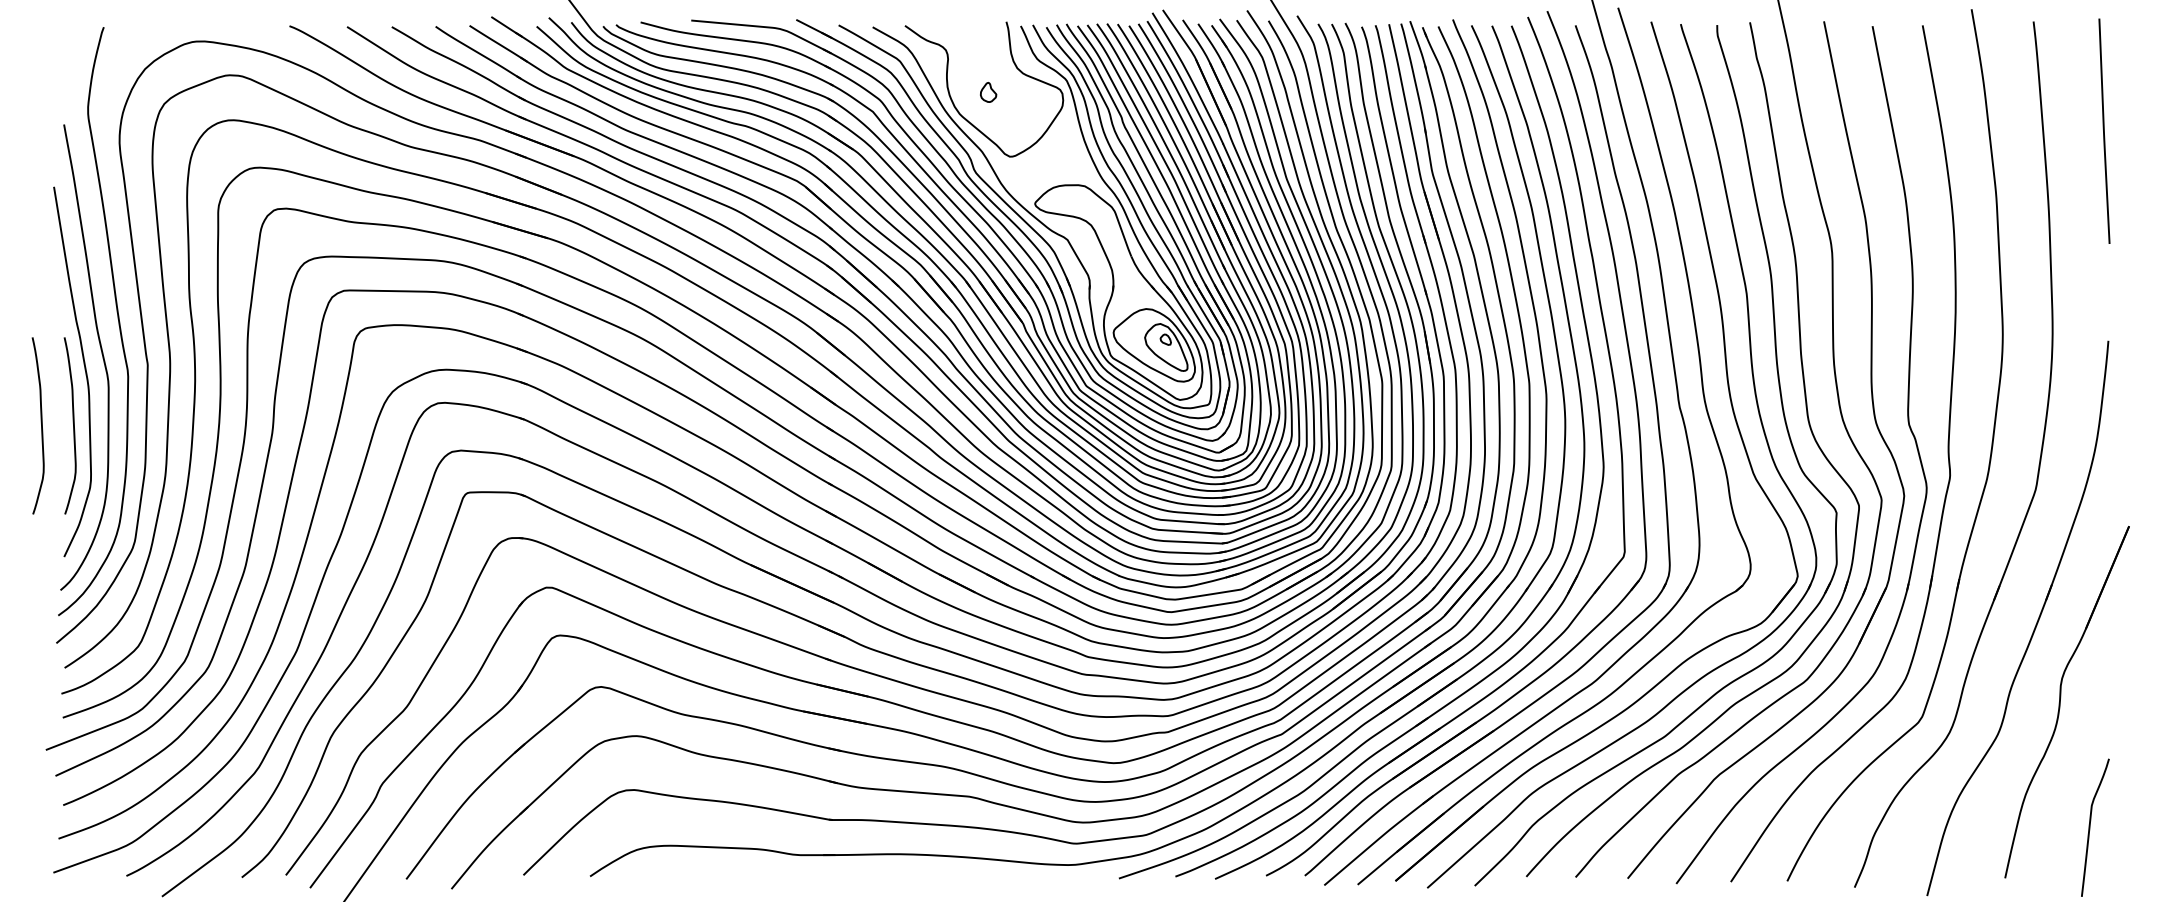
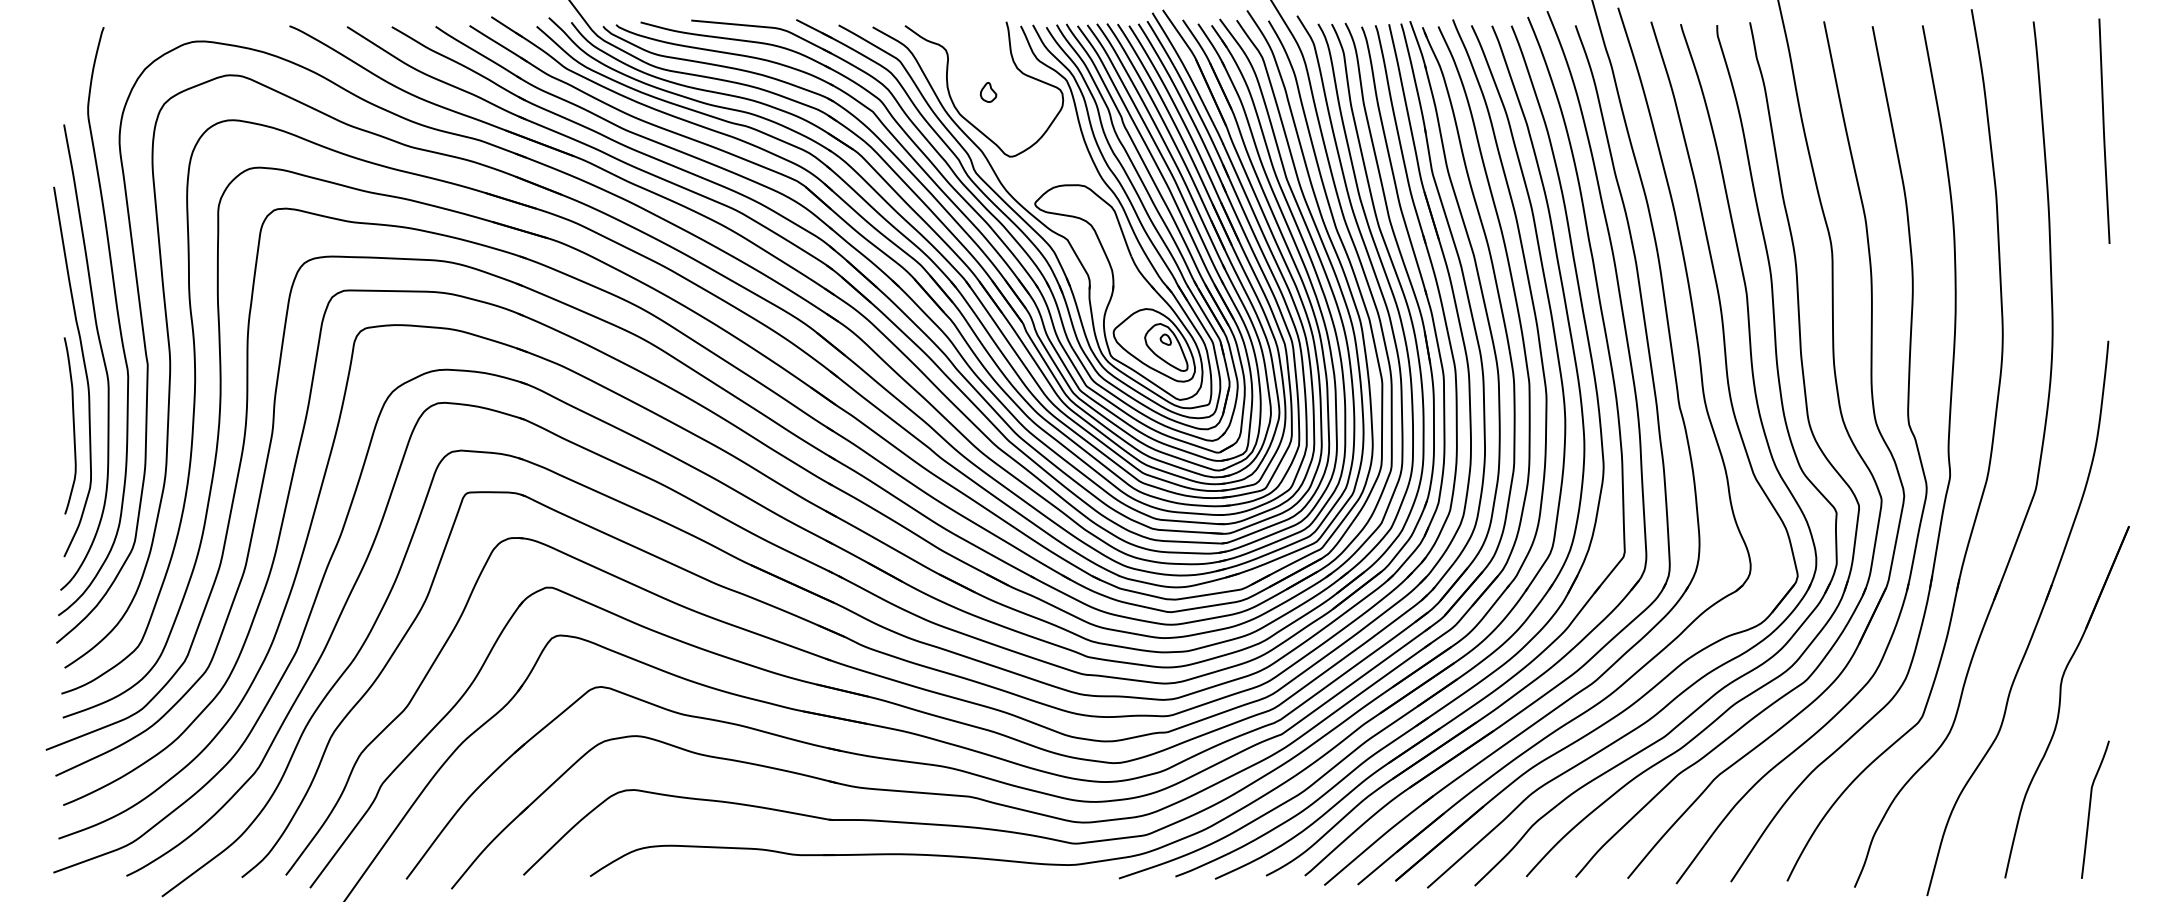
curve: present -> none (41, 425)
curve position: (2090, 827) -> (2090, 809) (2090, 809)
